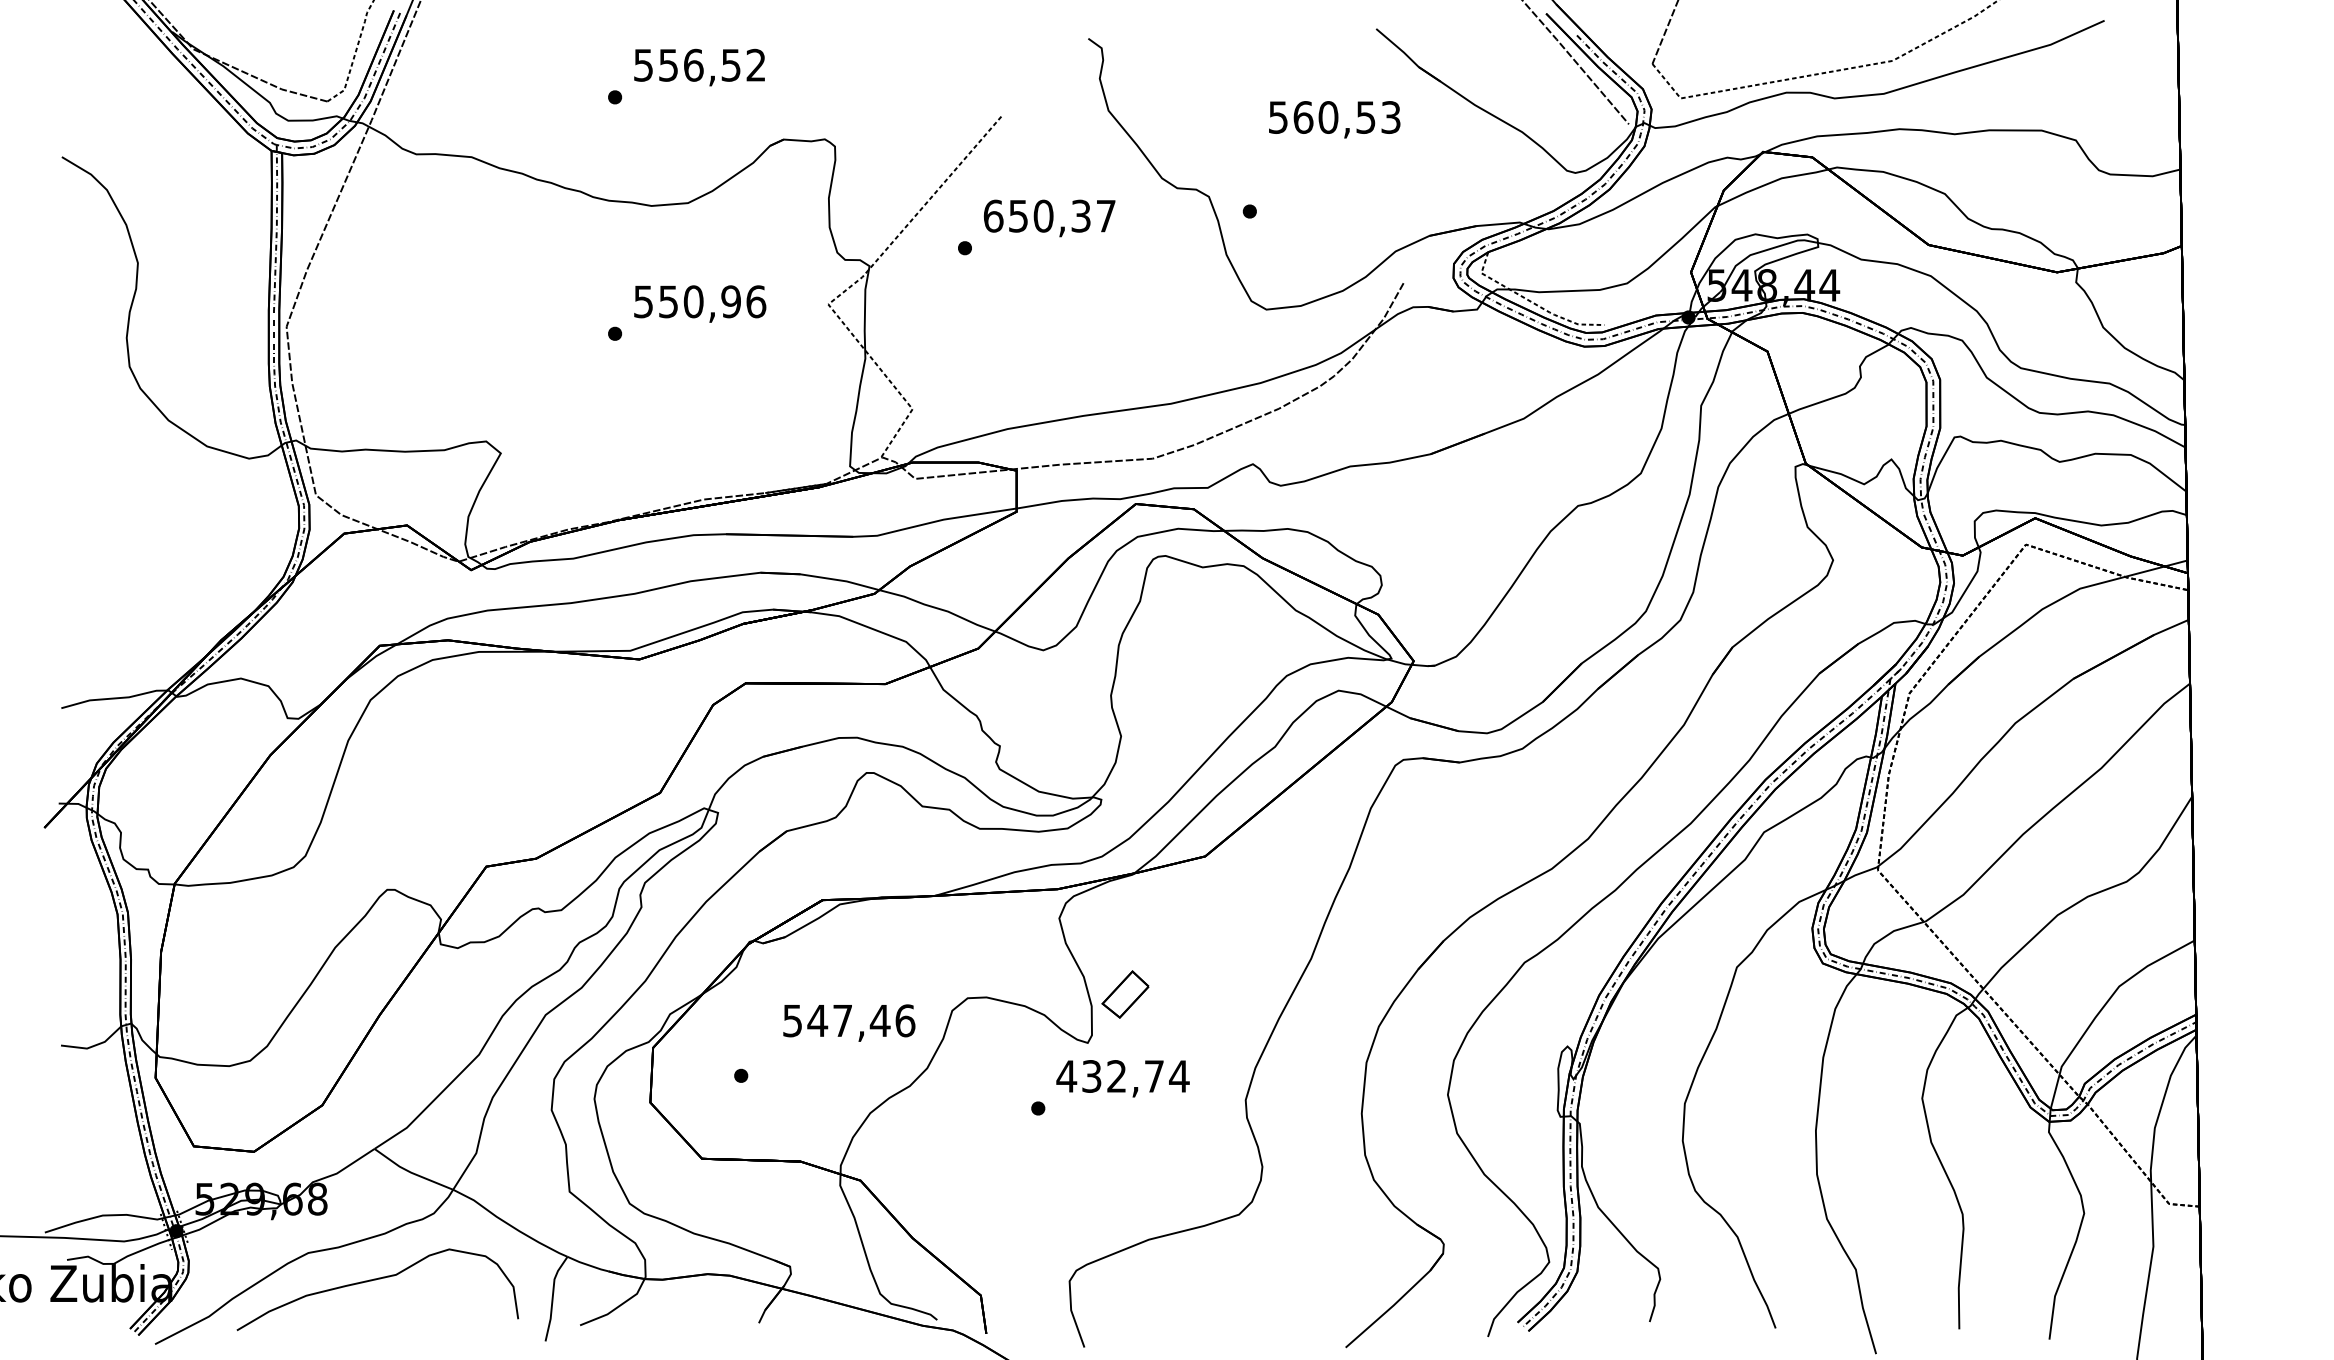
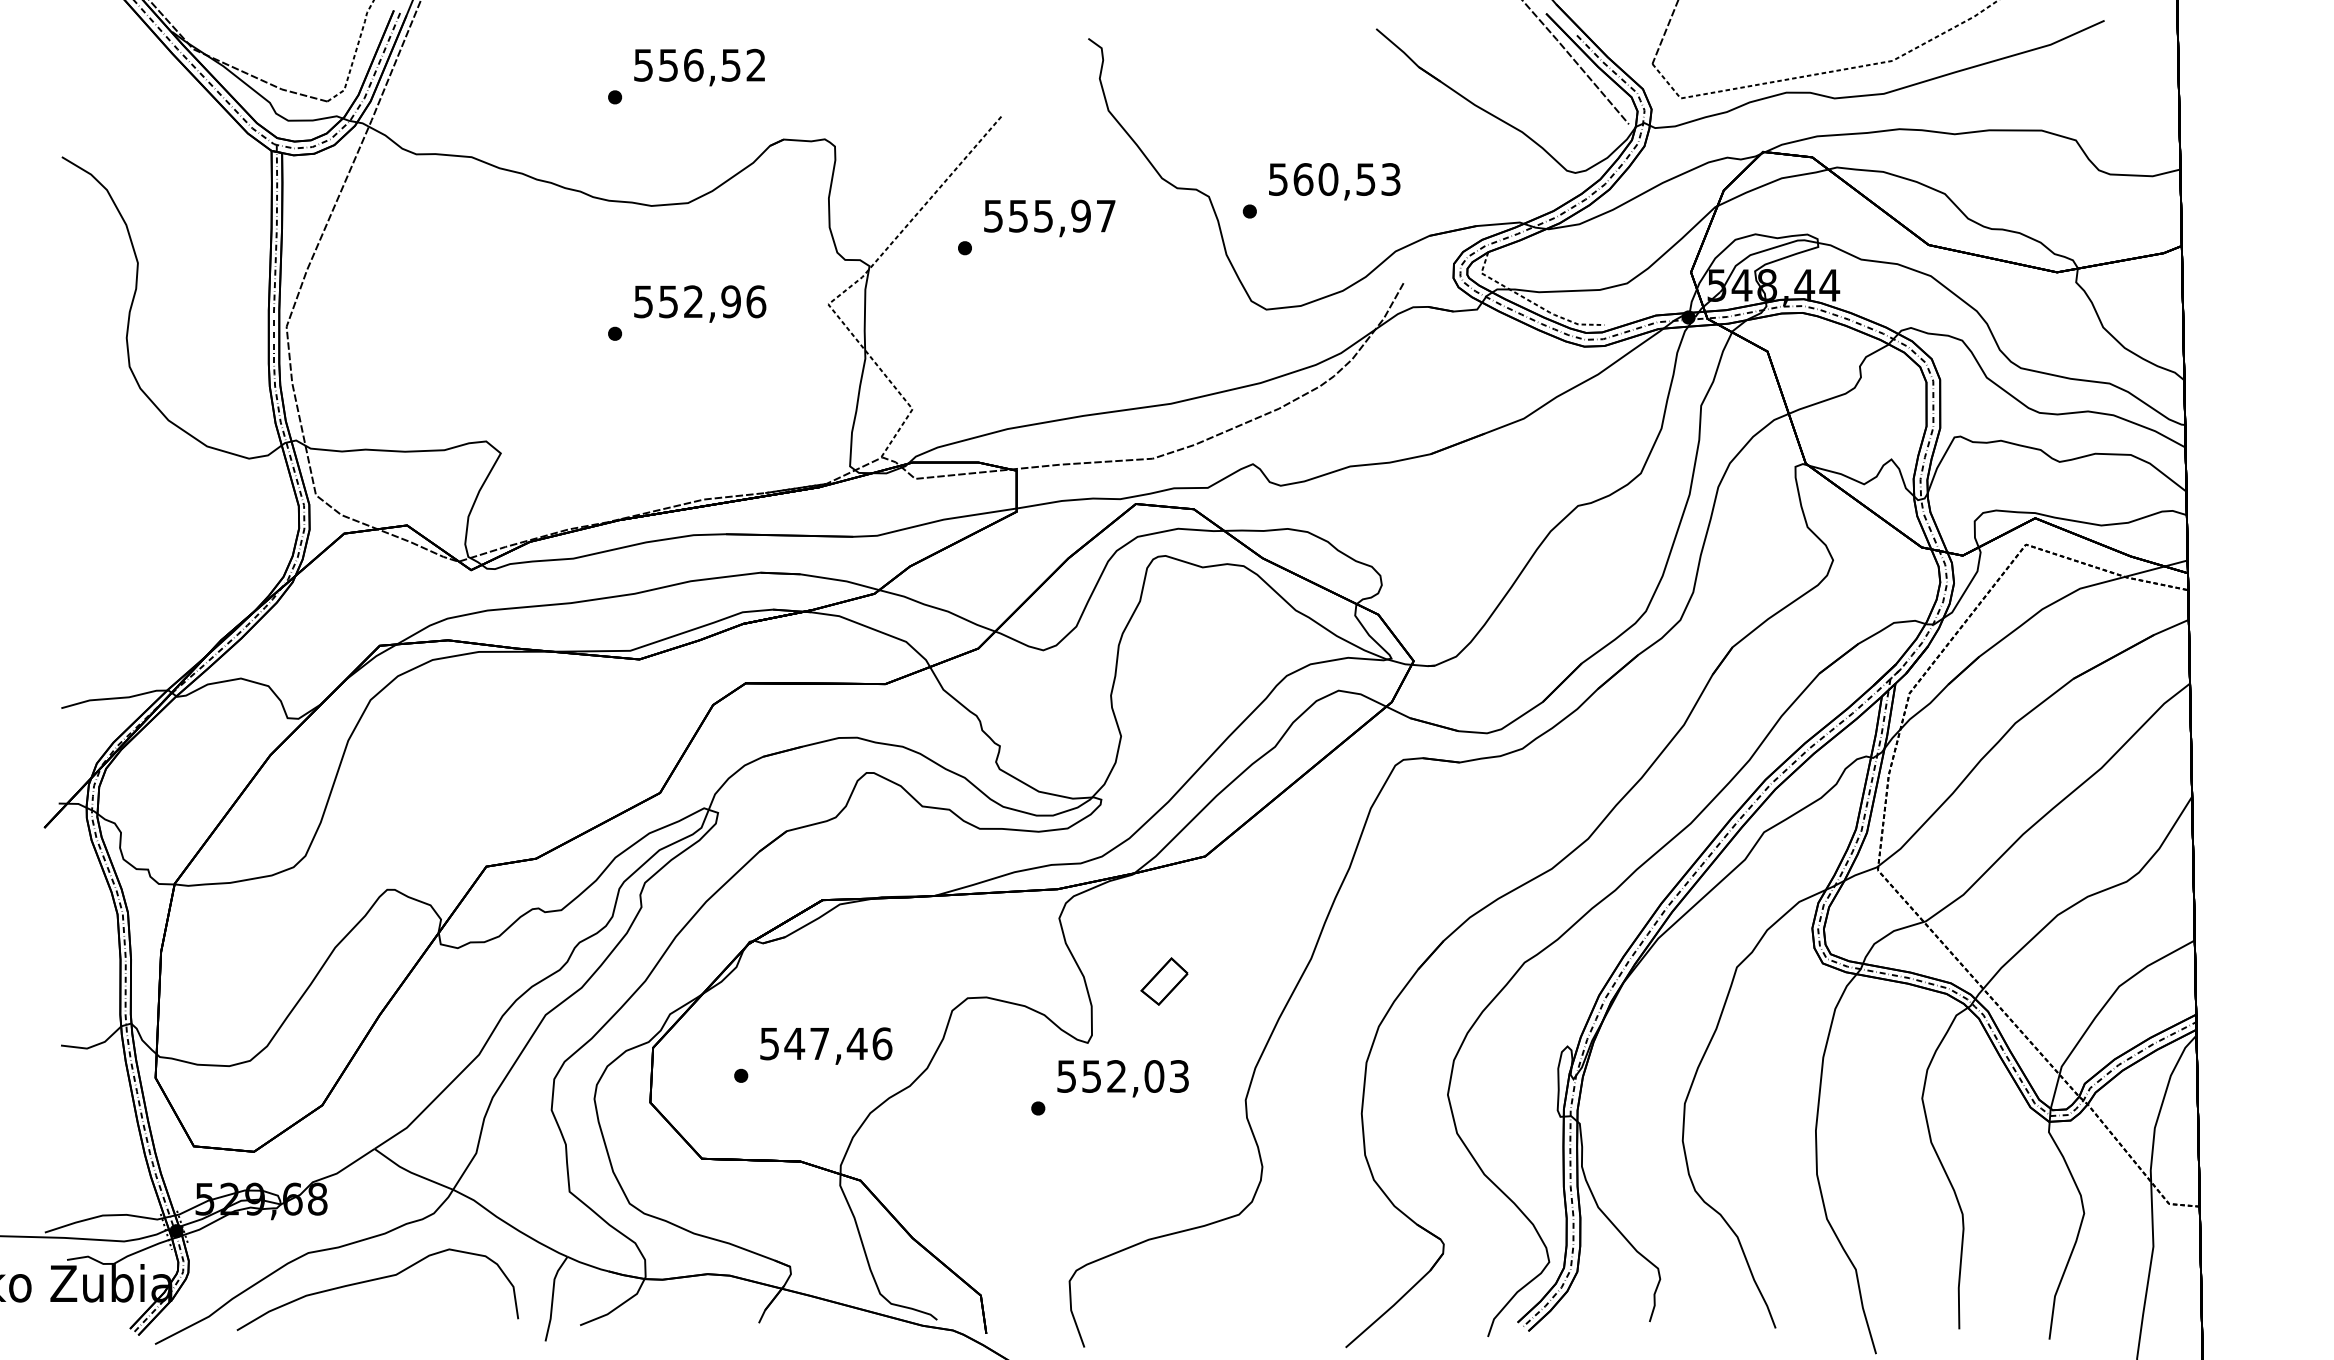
text position: (1334, 119) -> (1334, 181) (1334, 181)
text: 650,37 -> 555,97 (1036, 215)
text: 550,96 -> 552,96 (693, 301)
part position: (1125, 994) -> (1164, 981) (1164, 981)
text position: (849, 1022) -> (826, 1045) (826, 1045)
text: 432,74 -> 552,03 (1122, 1076)
